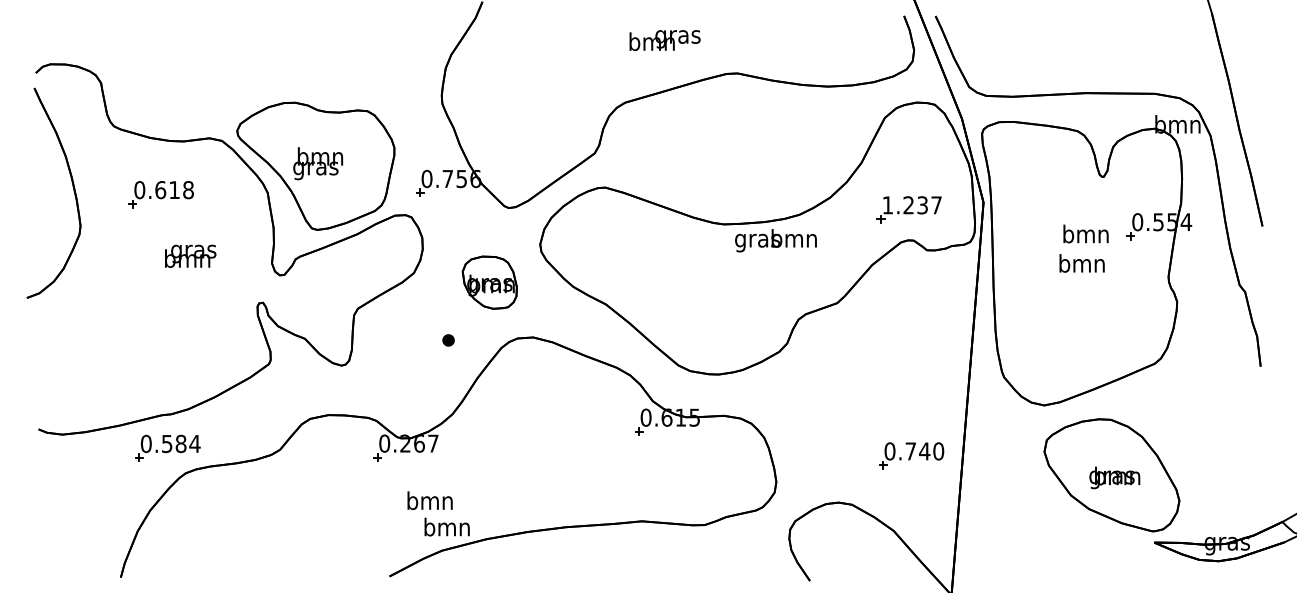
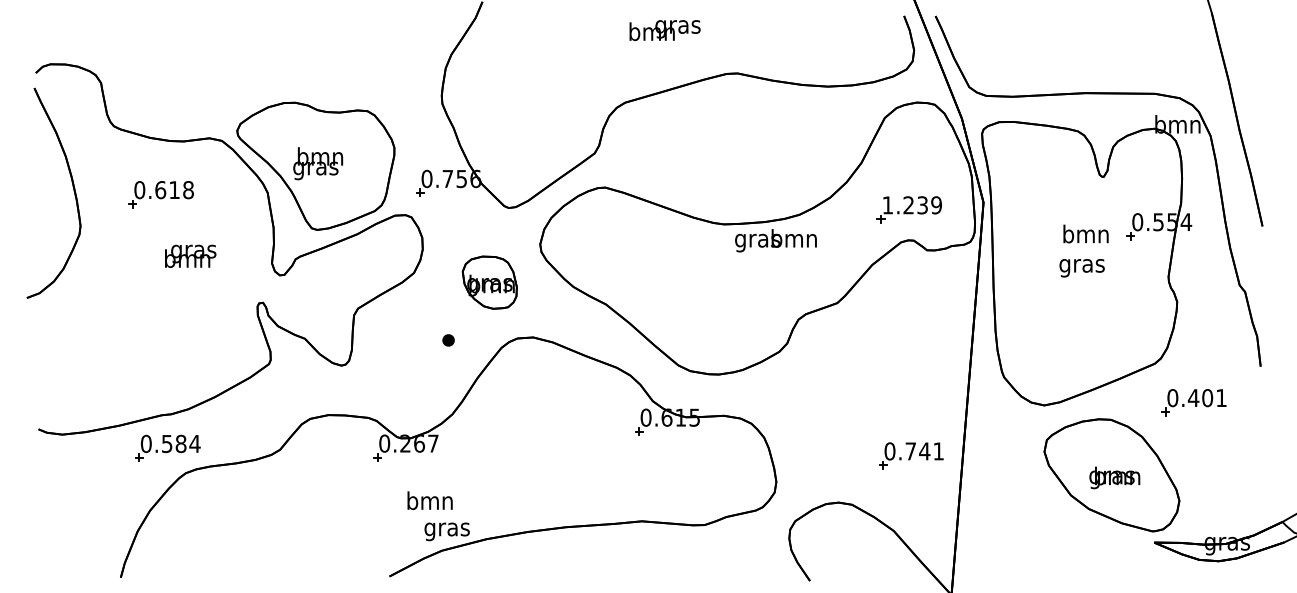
text position: (664, 40) -> (664, 30) (664, 30)
text: 1.237 -> 1.239 (936, 205)
text: bmn -> gras (1081, 265)
part: none -> present (1193, 402)
text: 0.740 -> 0.741 (938, 451)
text: bmn -> gras (446, 529)
